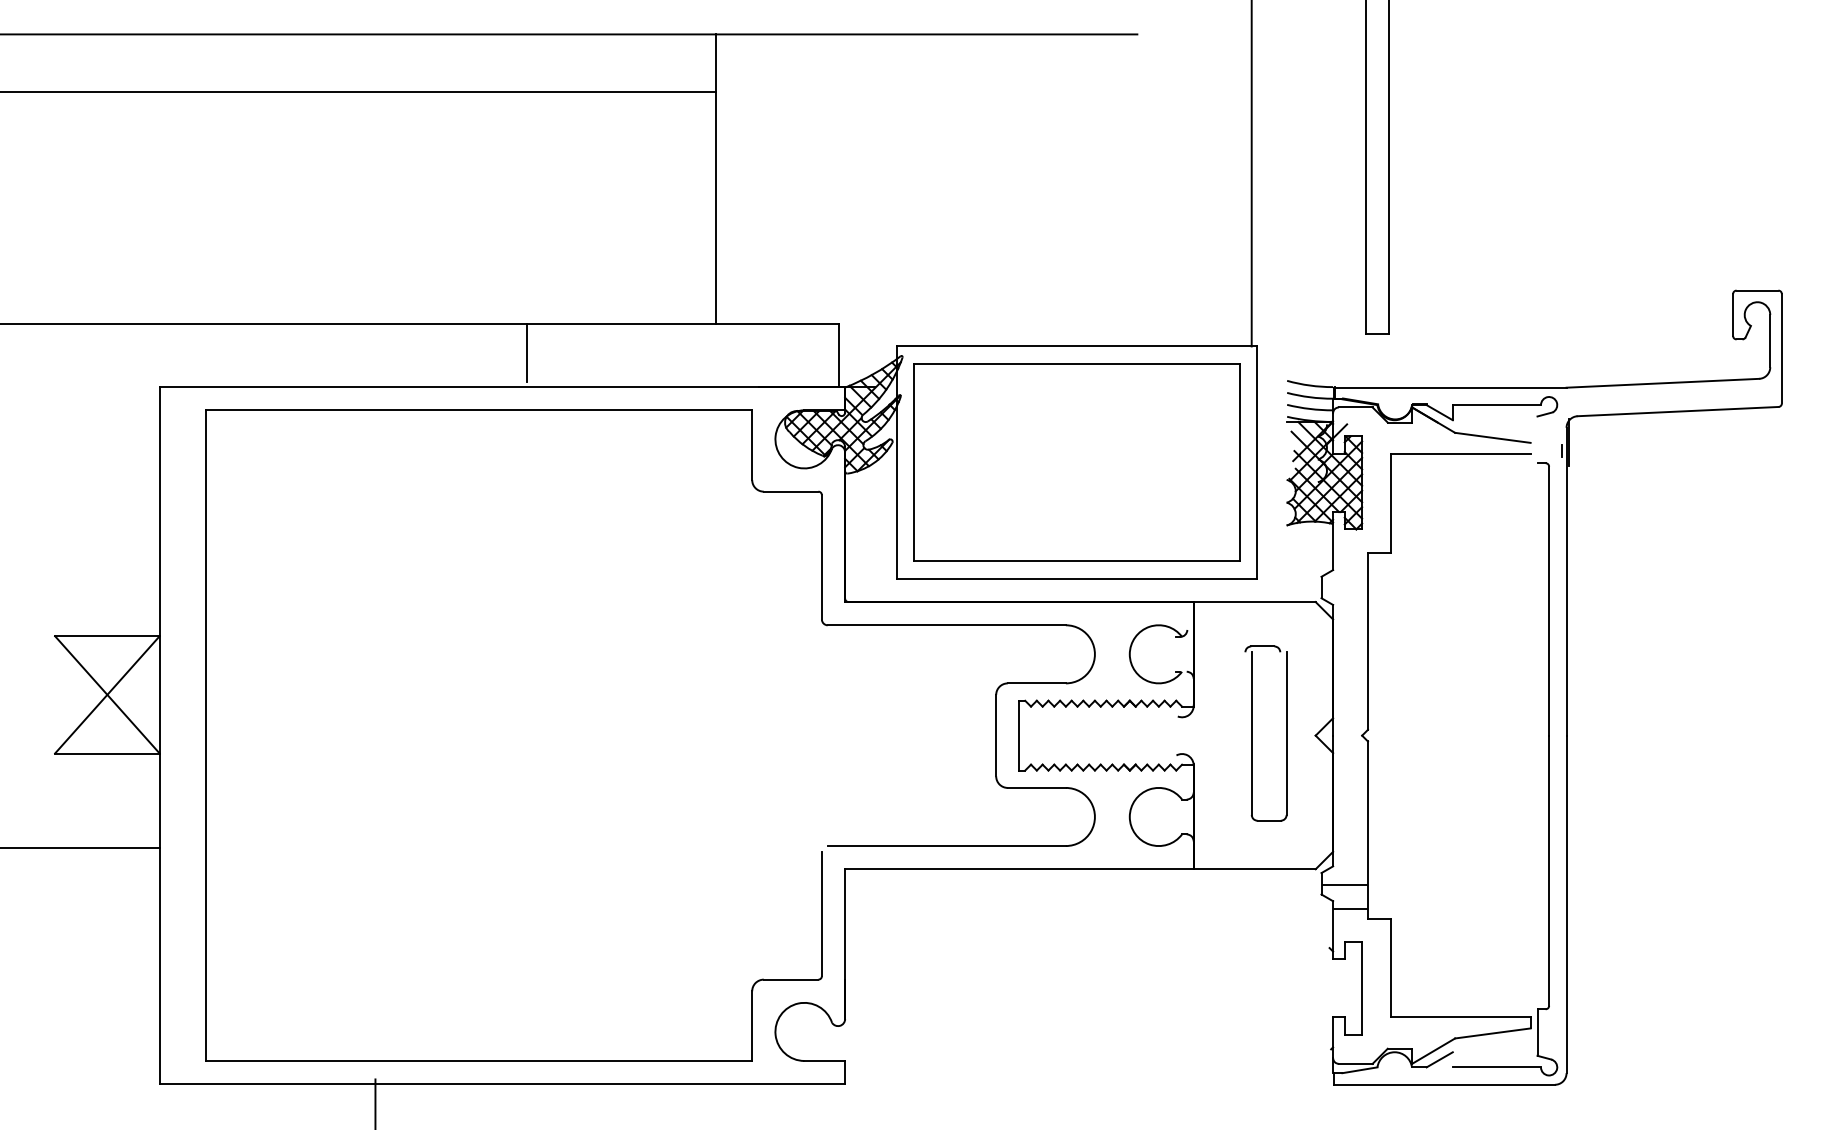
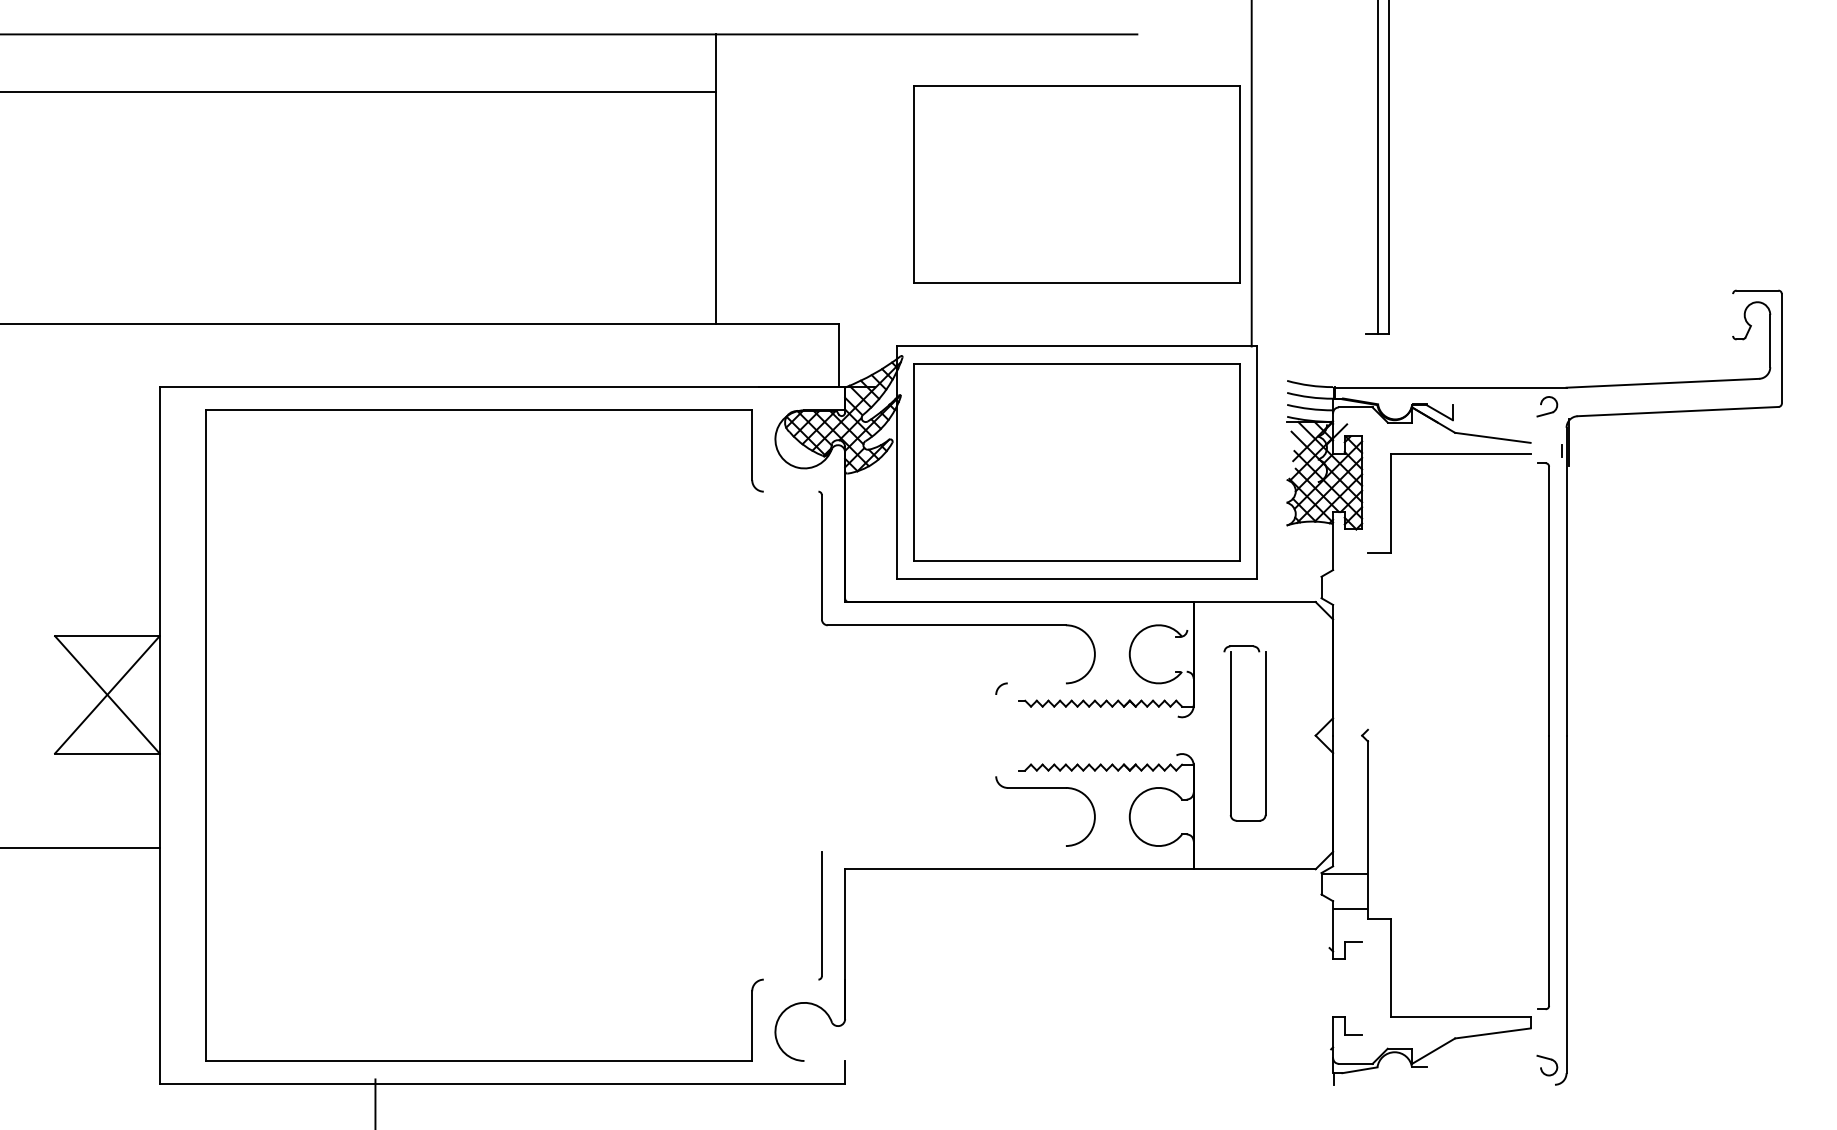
line position: (1366, 167) -> (1378, 167) (1378, 167)
part: none -> present (1076, 184)
line: present -> none (1733, 314)
line: present -> none (527, 353)
line: present -> none (1496, 405)
line: present -> none (790, 491)
line: present -> none (1367, 640)
line: present -> none (1036, 683)
part position: (1252, 733) -> (1231, 733) (1231, 733)
line: present -> none (996, 735)
line: present -> none (1019, 735)
line: present -> none (946, 846)
line position: (1344, 884) -> (1344, 873) (1344, 873)
line: present -> none (790, 979)
line: present -> none (1362, 987)
line: present -> none (1537, 1032)
line: present -> none (1439, 1059)
line: present -> none (824, 1060)
line: present -> none (1496, 1067)
line: present -> none (1444, 1084)
